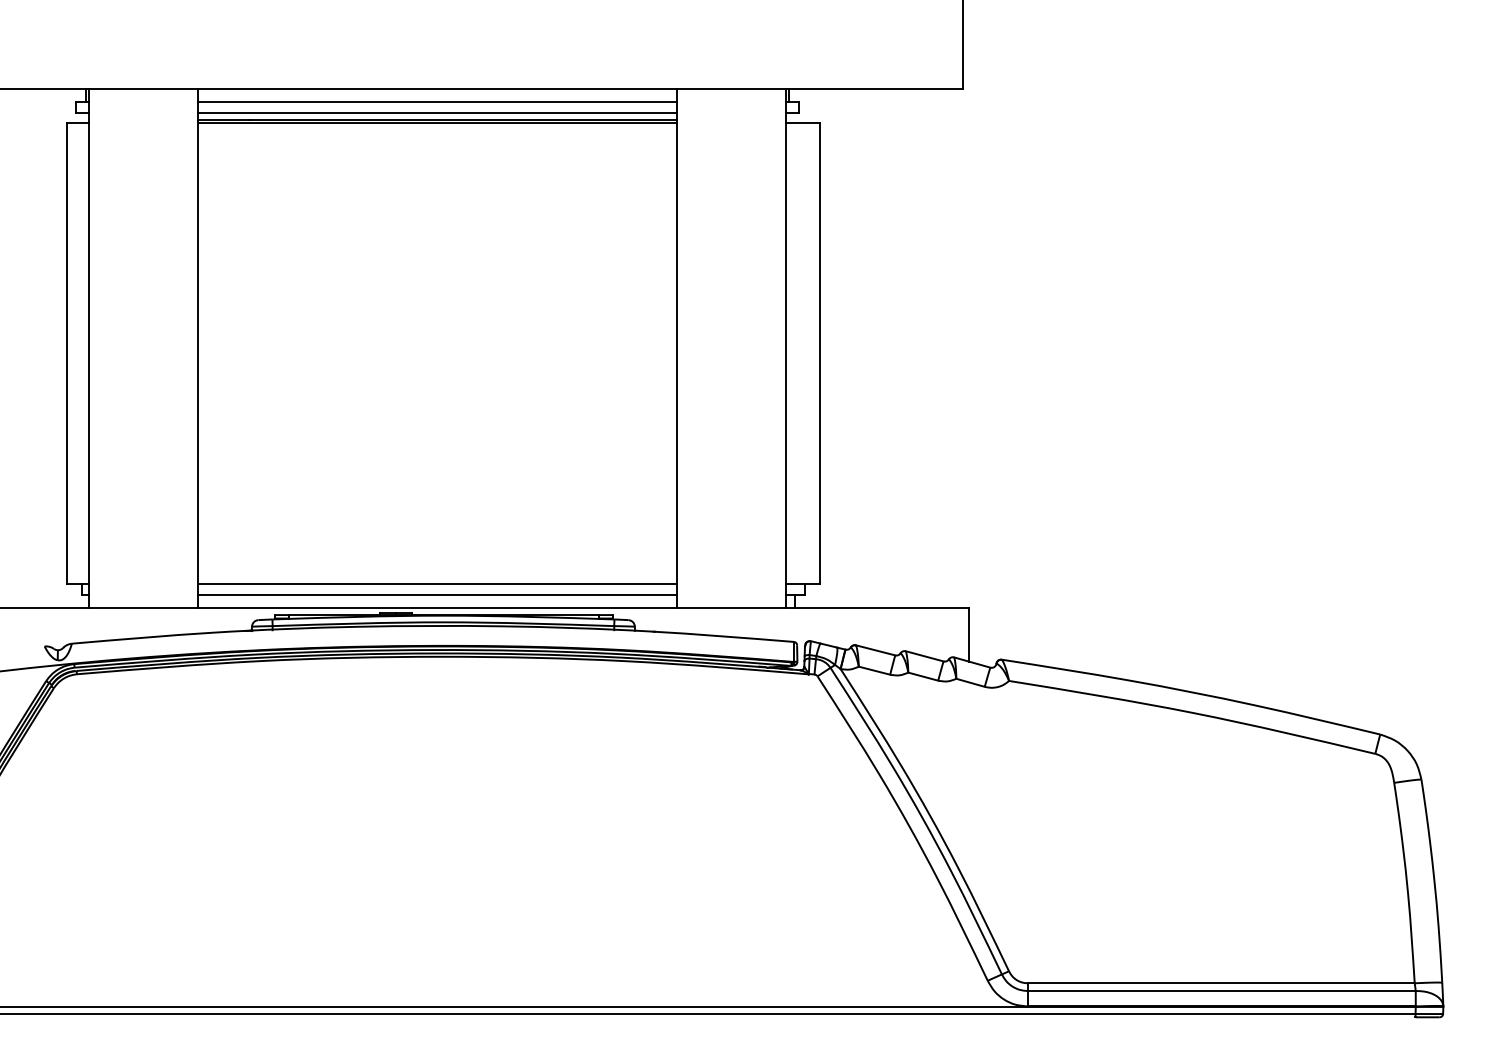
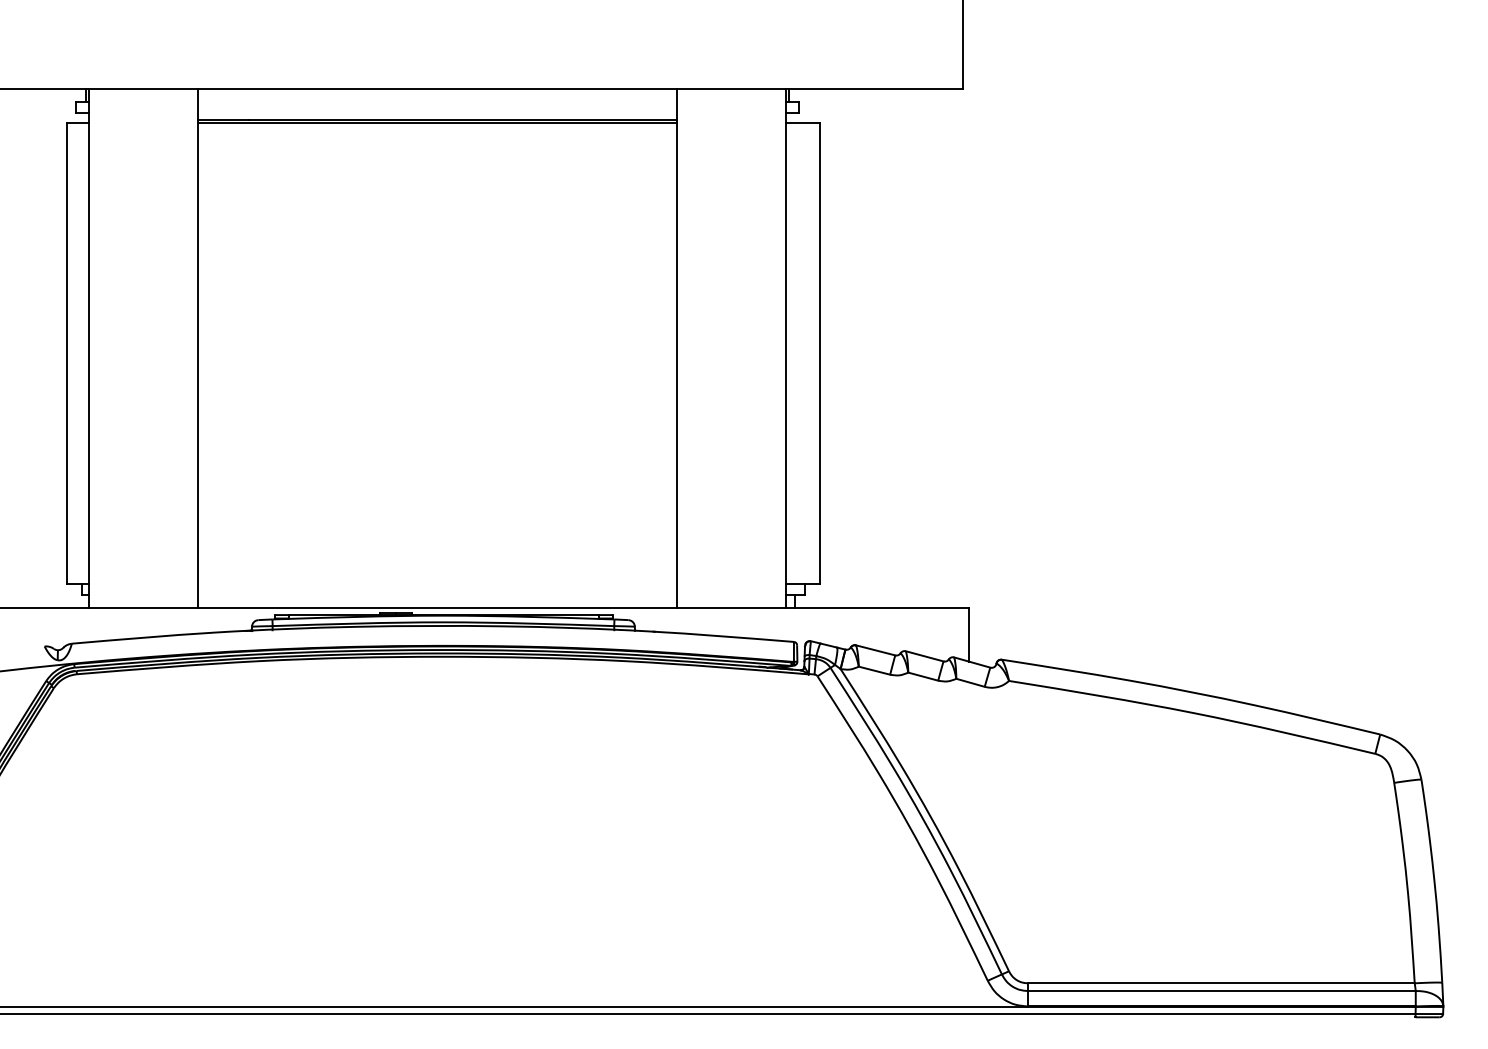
line: present -> none (437, 102)
line: present -> none (437, 113)
line: present -> none (437, 583)
line: present -> none (437, 594)
